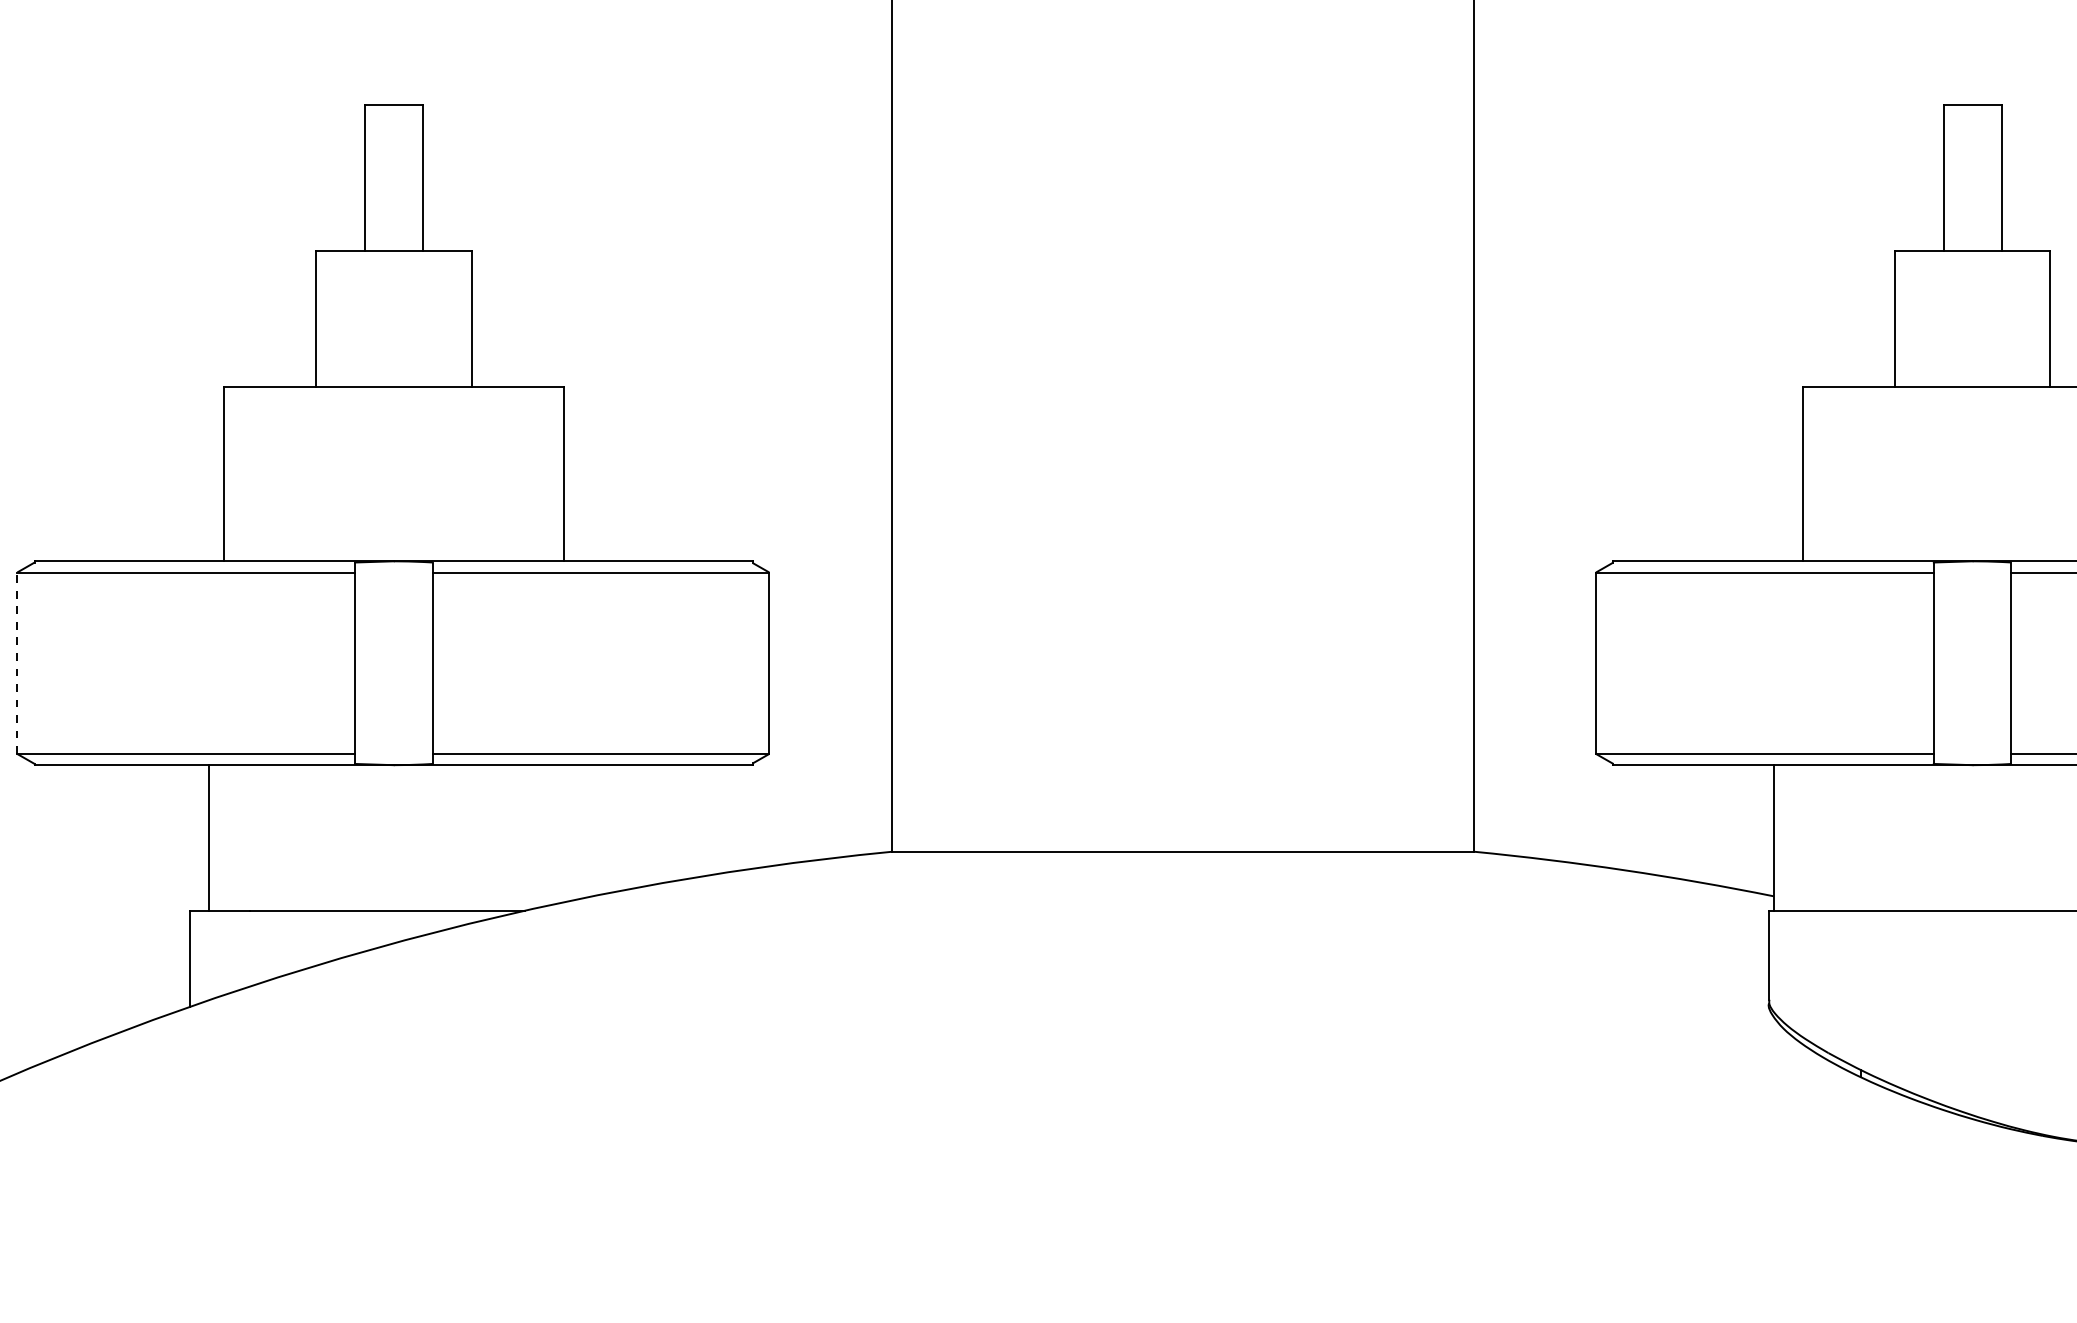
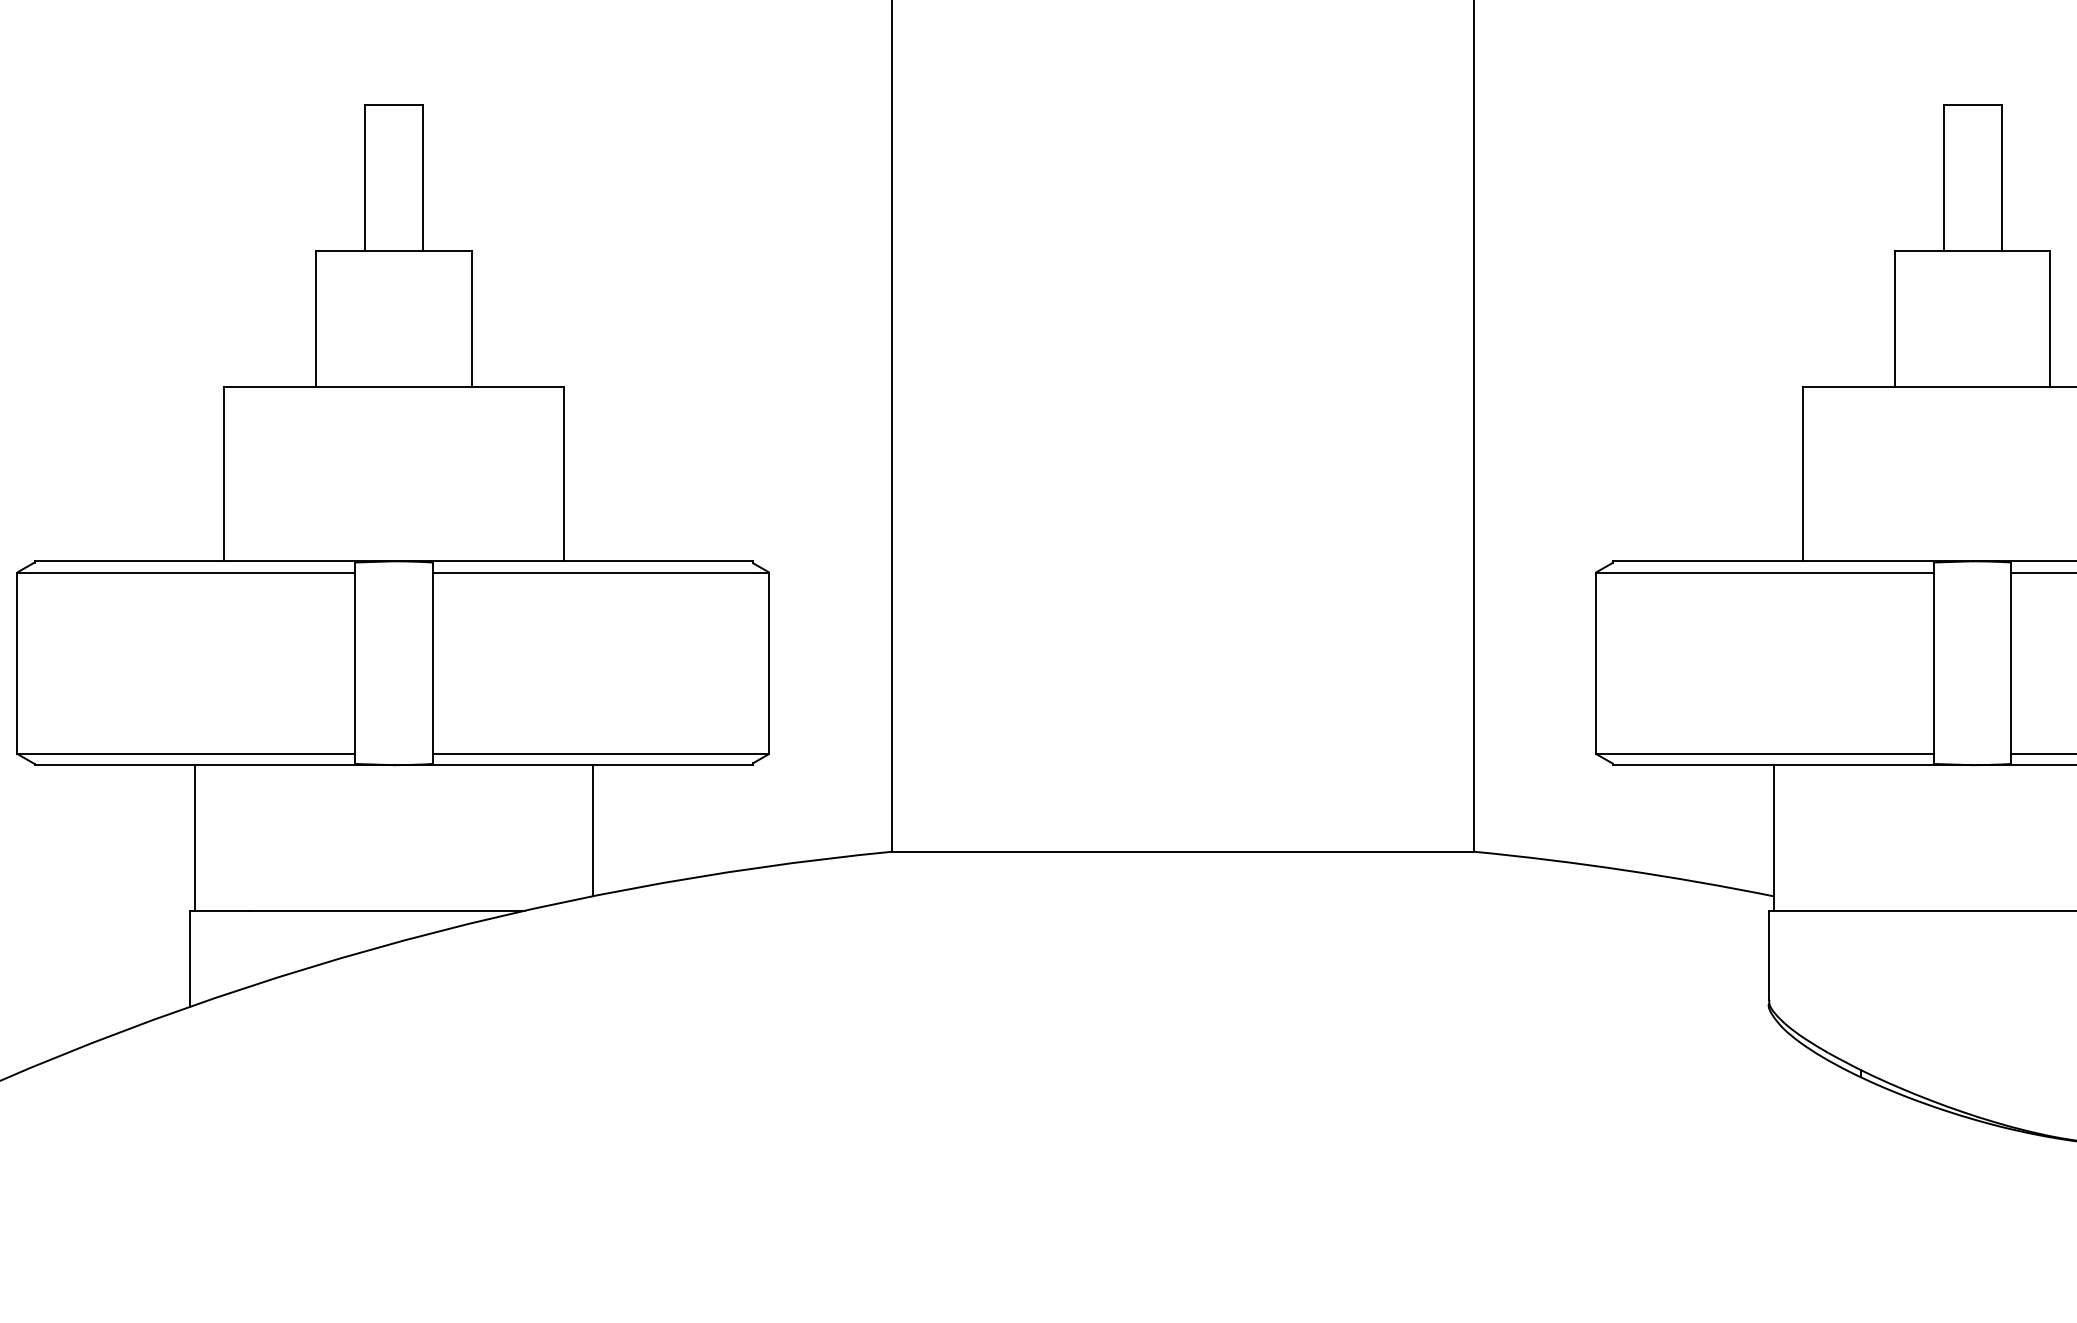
line: dashed -> solid (17, 663)
line: none -> present (592, 830)
line position: (208, 837) -> (194, 837) (194, 837)
